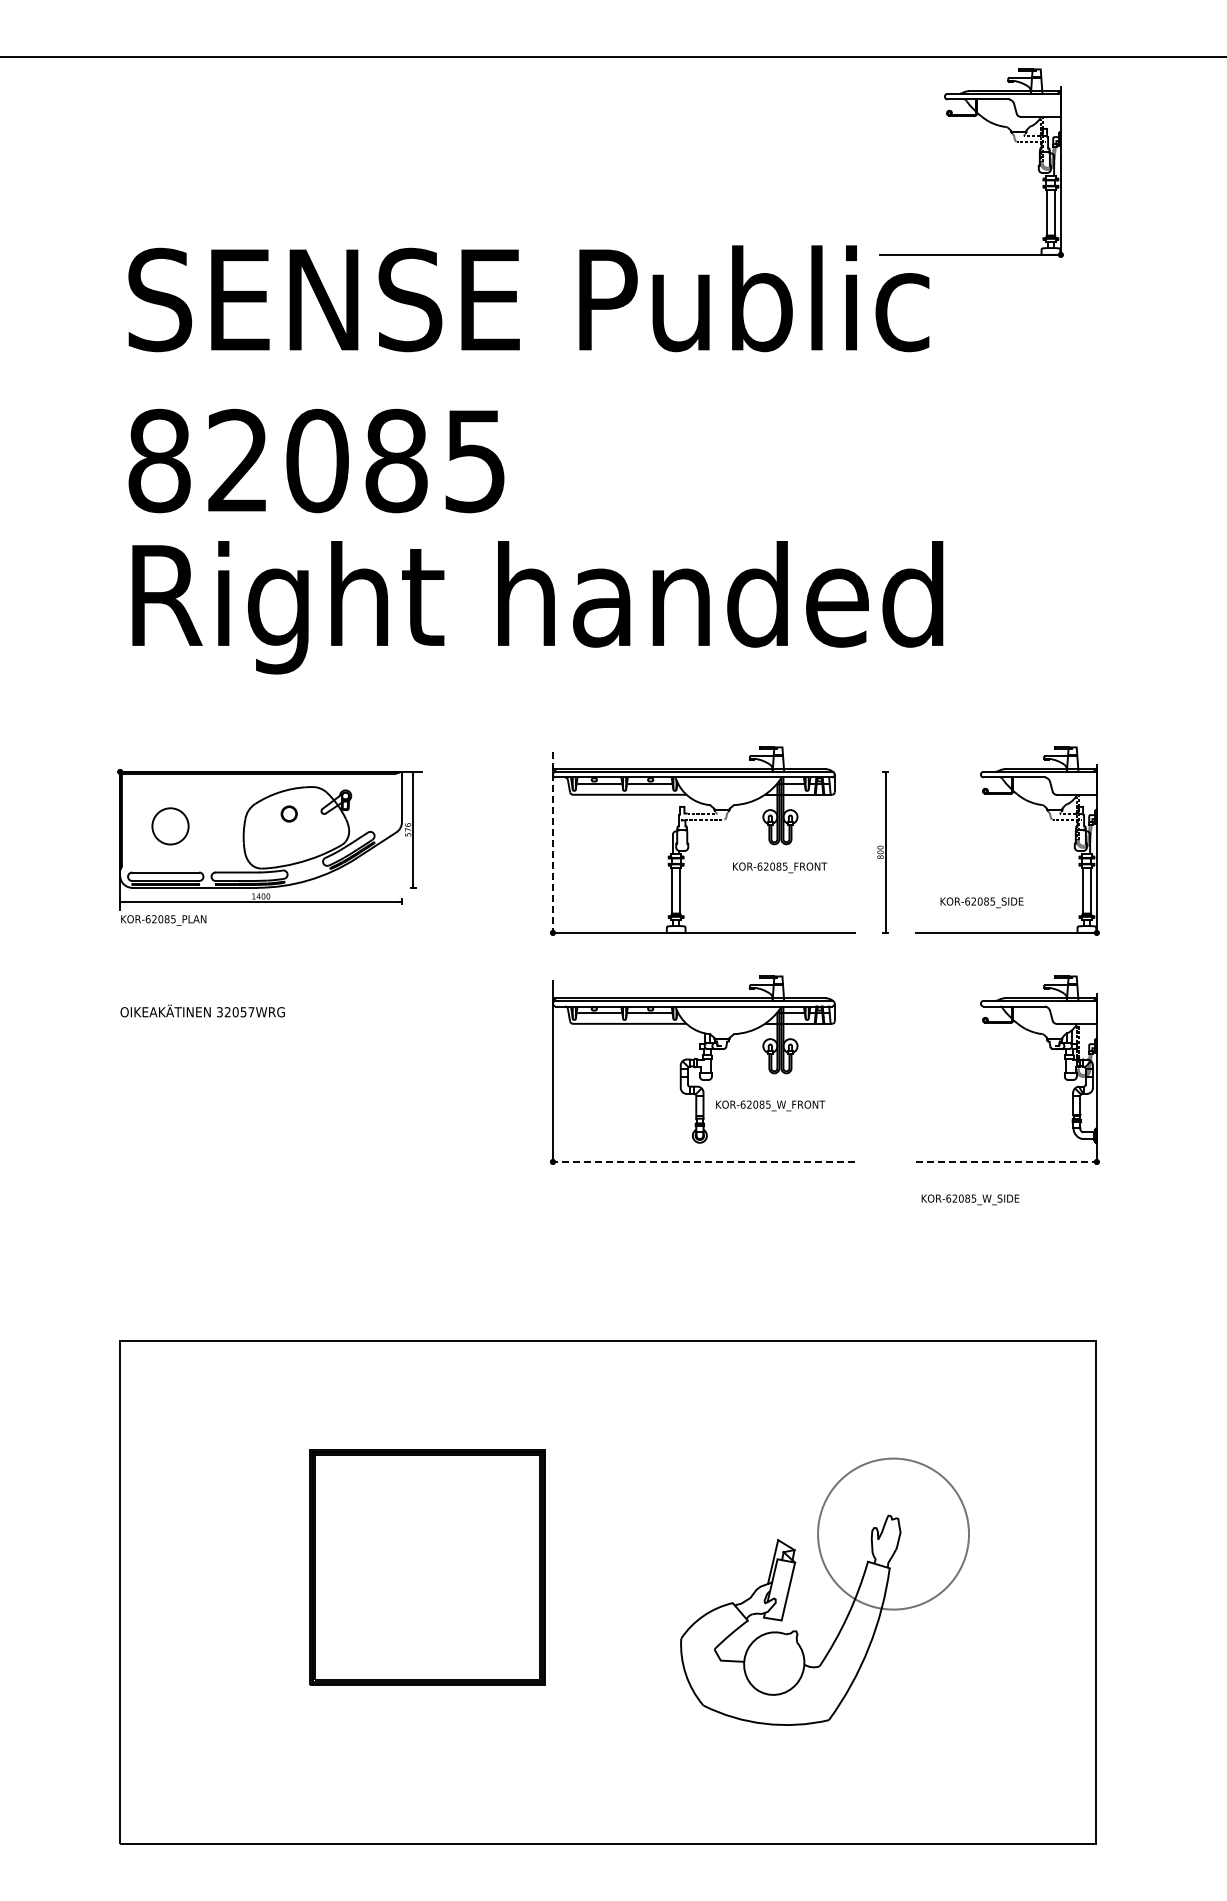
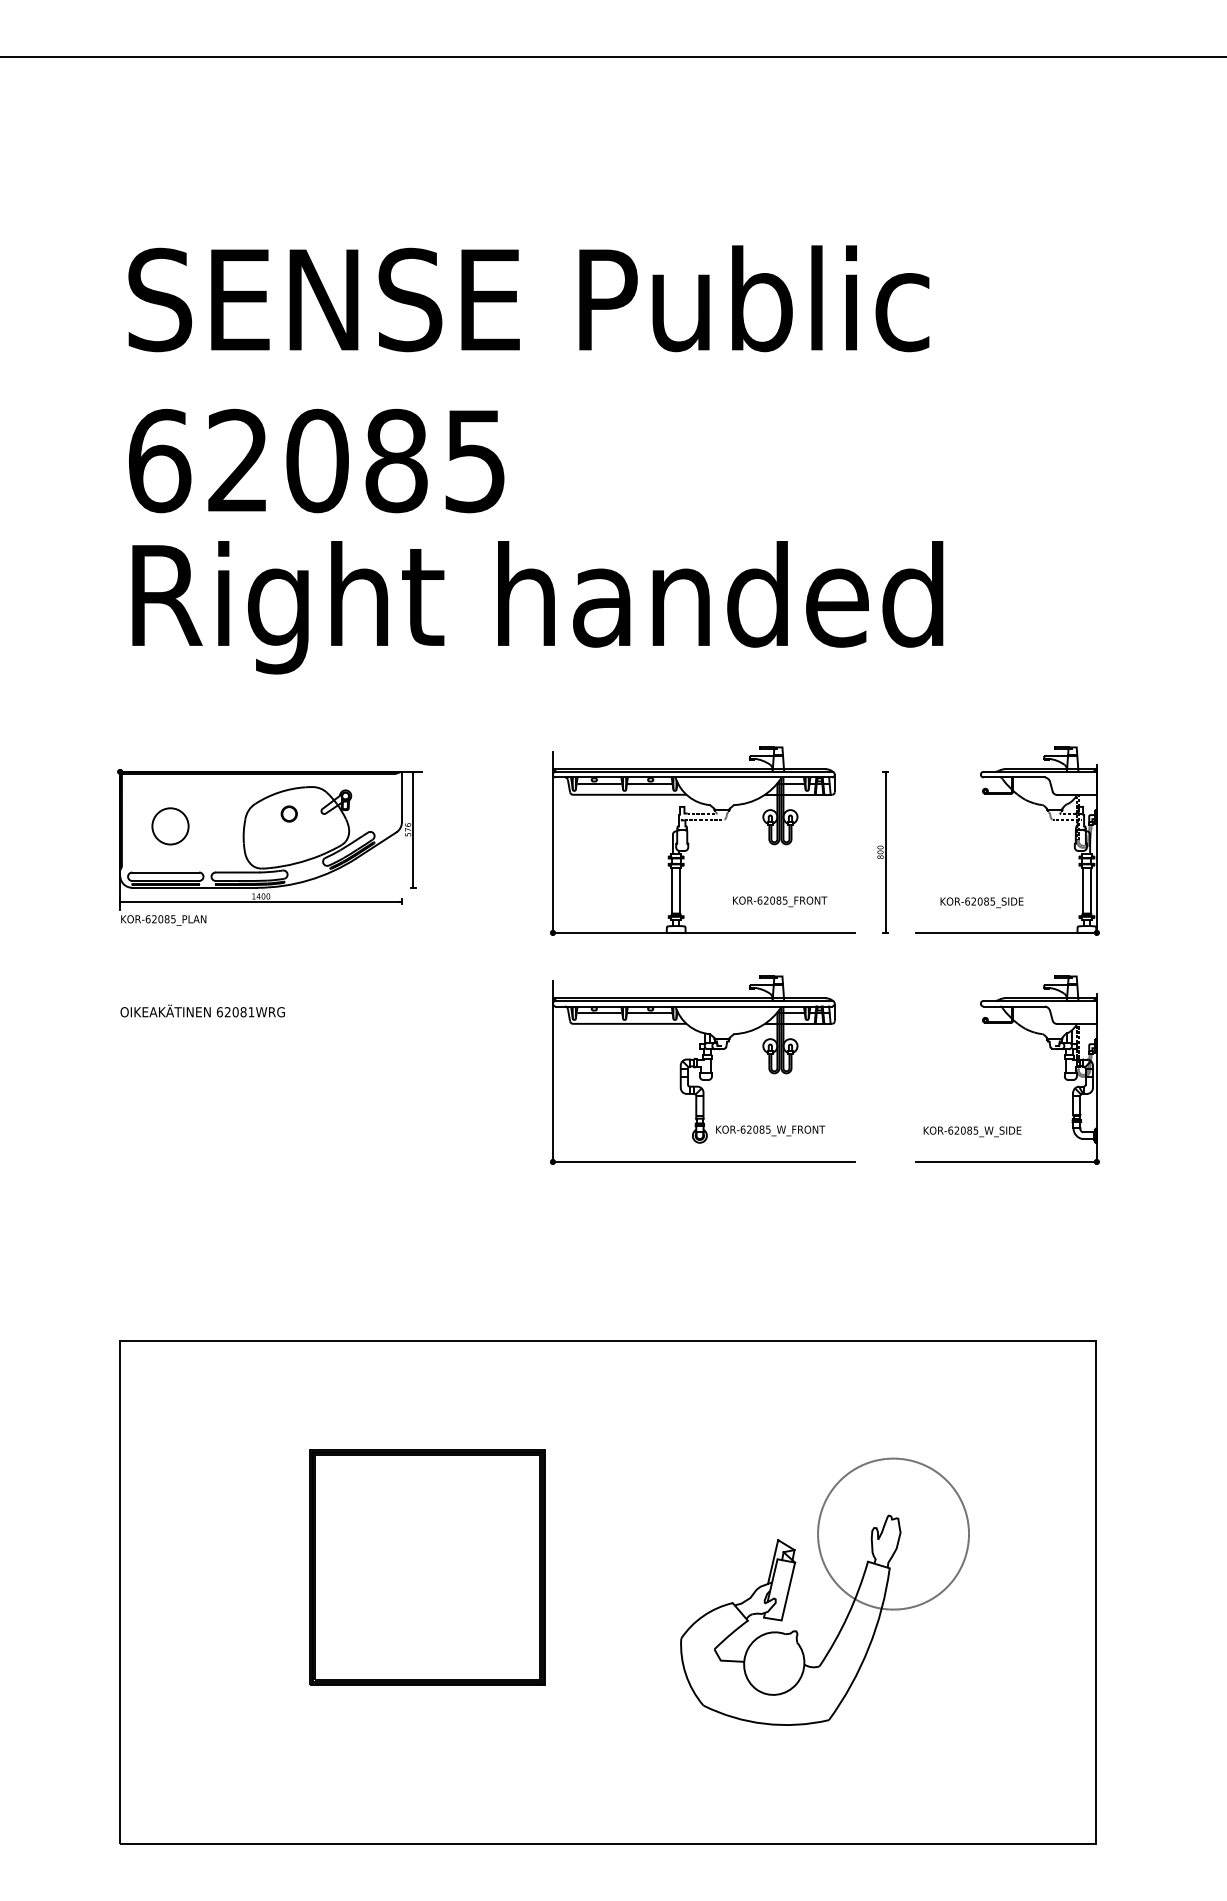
part: present -> none (990, 123)
text: 82085 -> 62085 (159, 460)
line: dashed -> solid (552, 842)
text position: (780, 867) -> (780, 901) (780, 901)
text: 32057WRG -> 62081WRG (235, 1012)
text position: (770, 1105) -> (770, 1130) (770, 1130)
line: dashed -> solid (703, 1161)
line: dashed -> solid (1006, 1161)
text position: (970, 1199) -> (972, 1131) (972, 1131)
